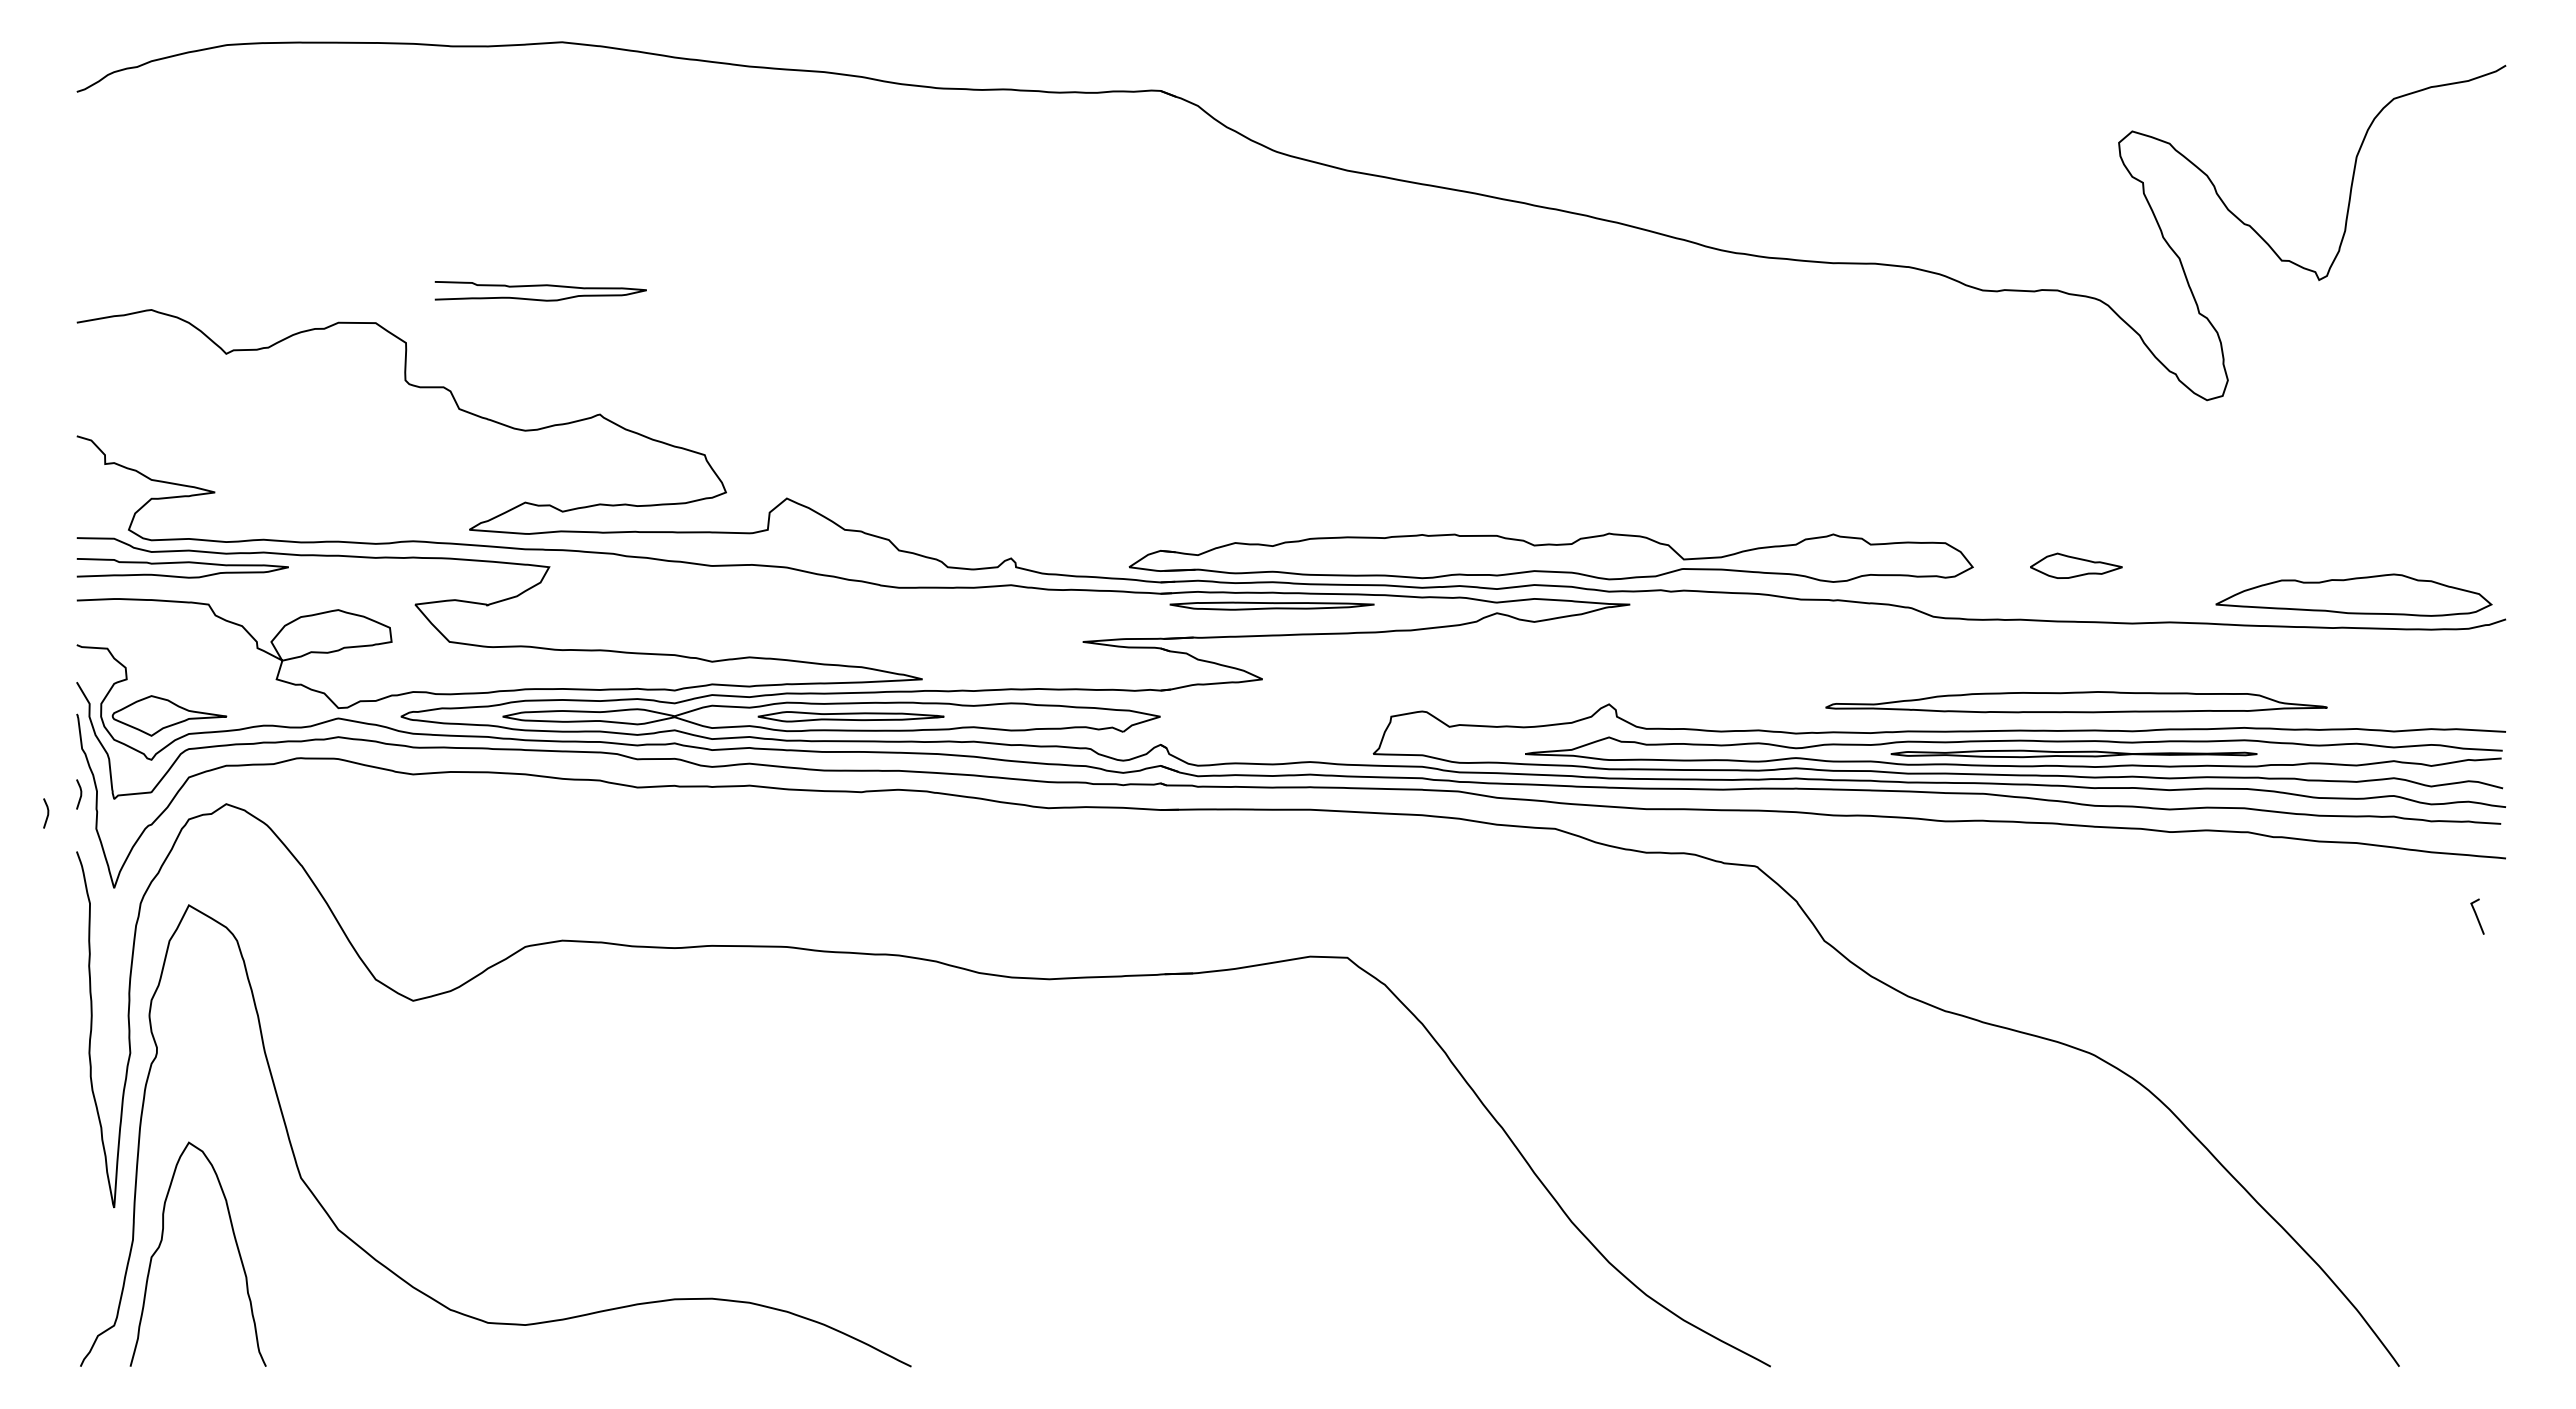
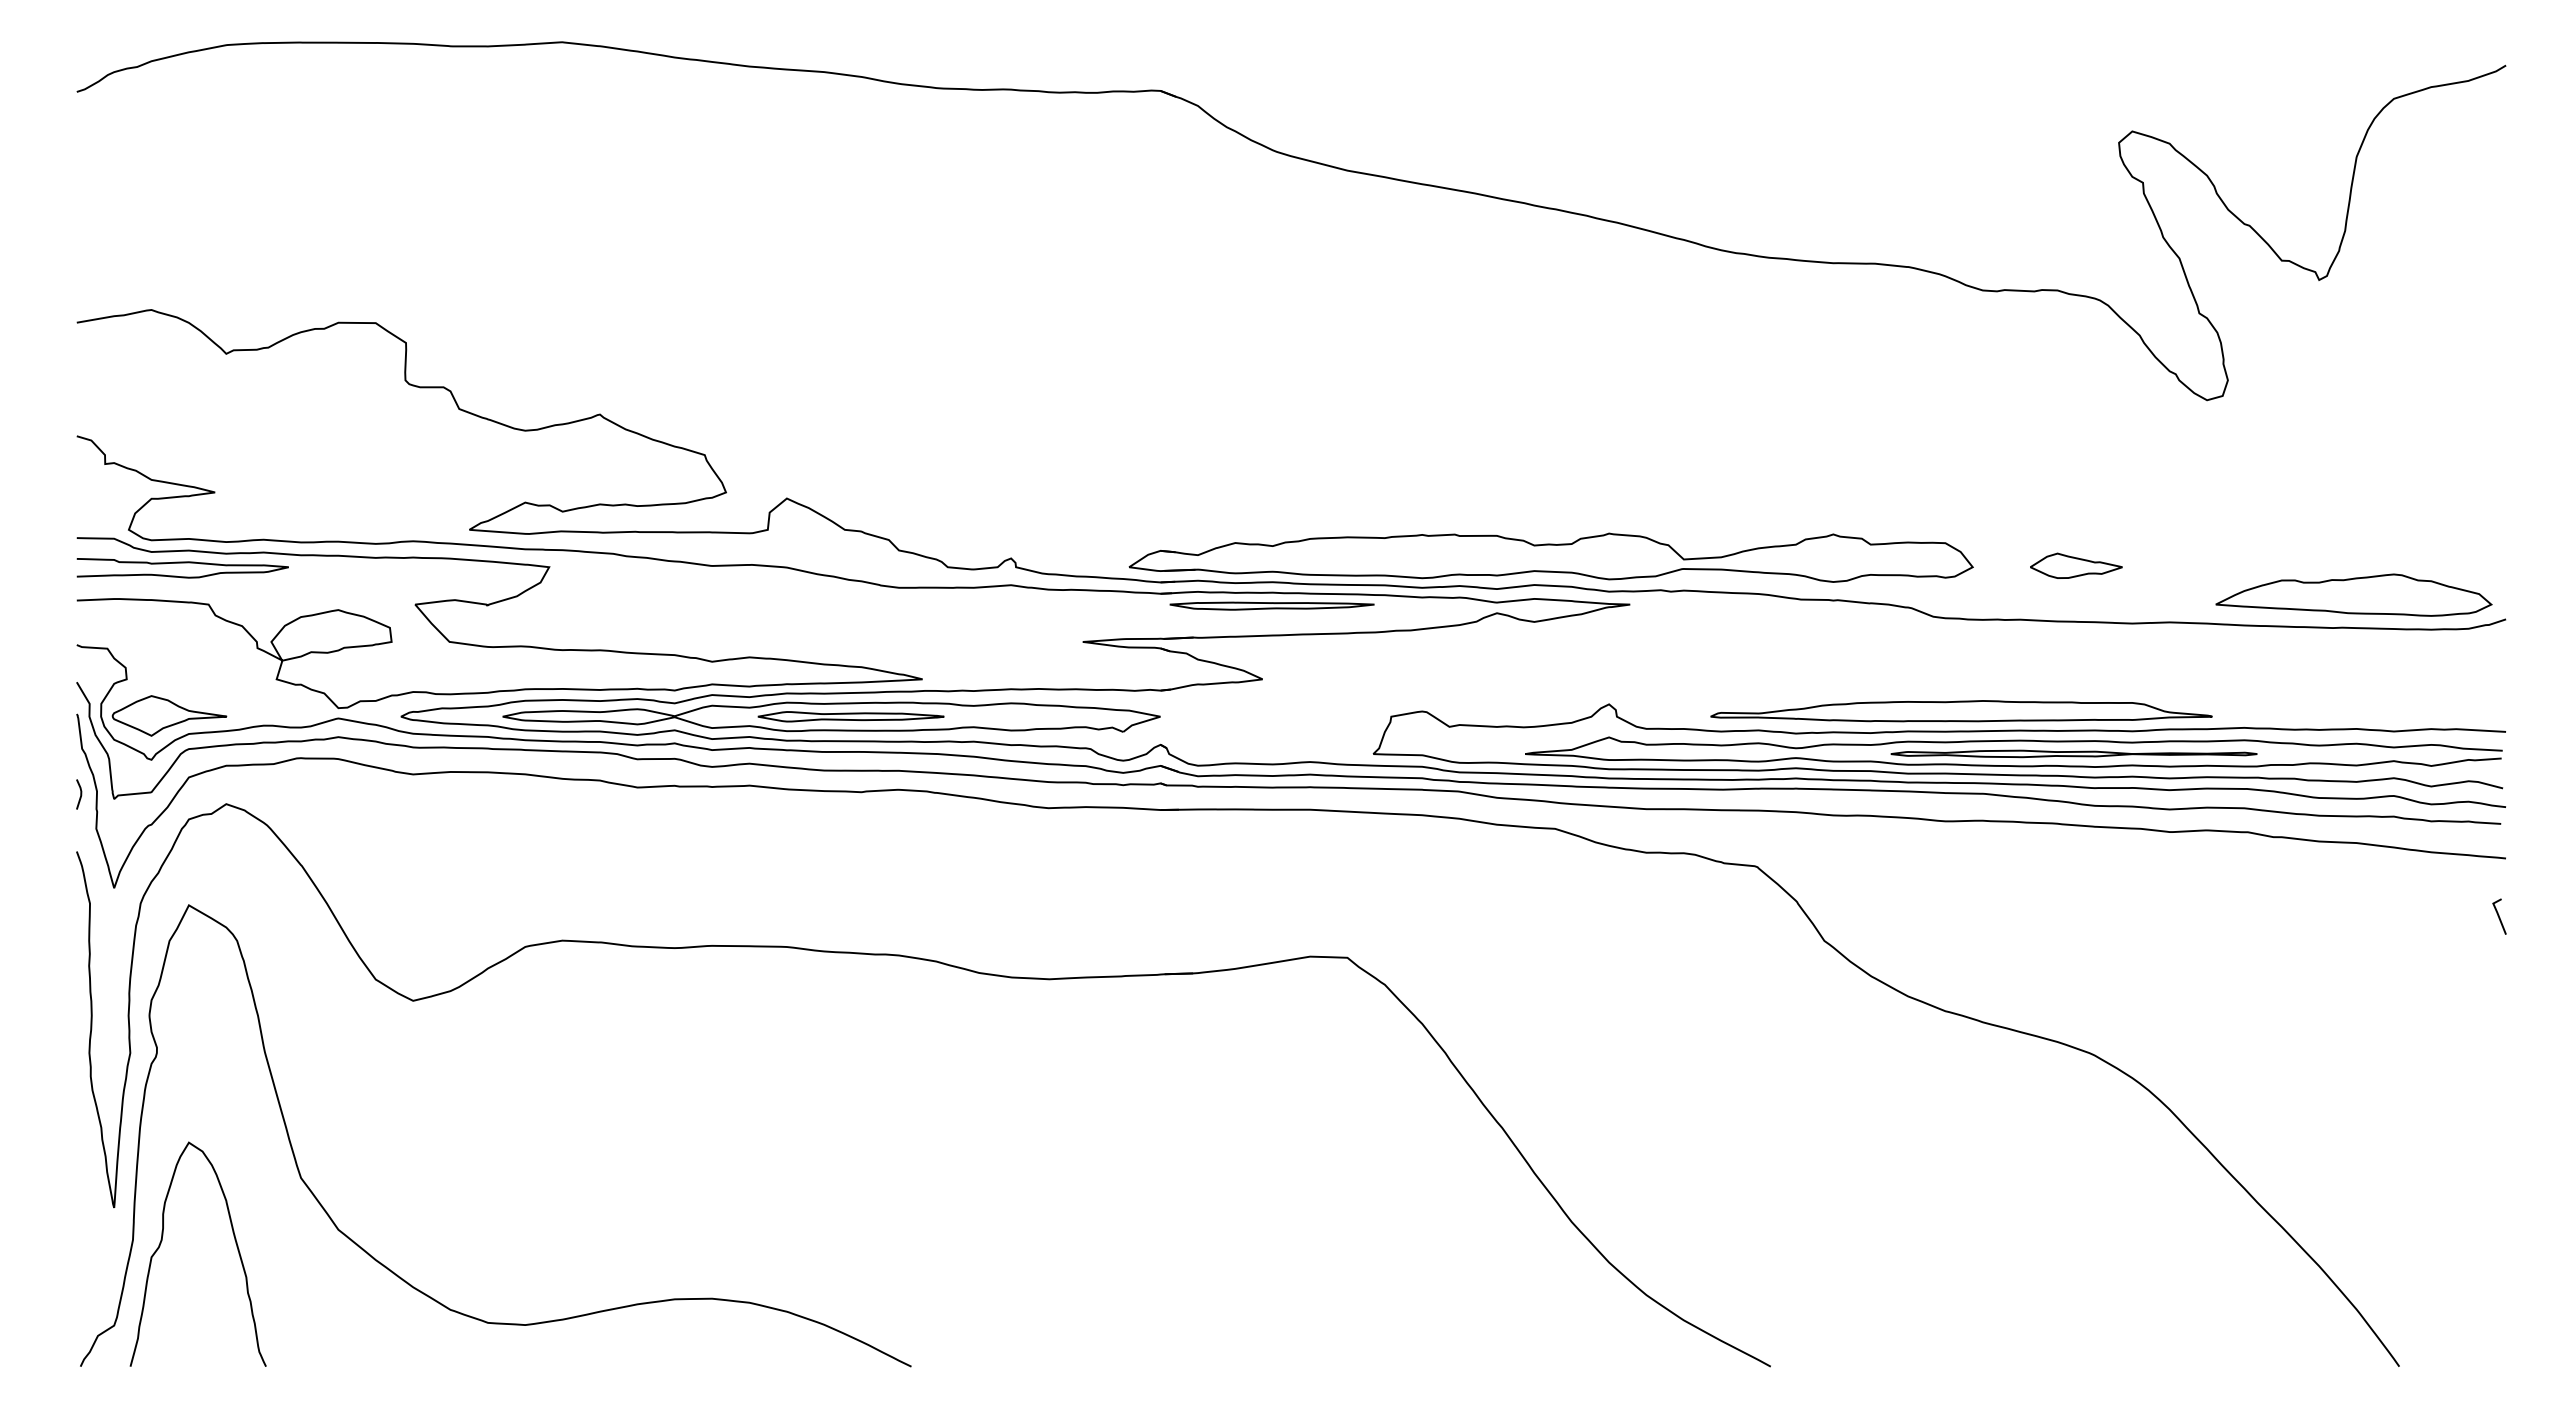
curve: present -> none (540, 286)
part position: (2076, 702) -> (1961, 711) (1961, 711)
line: present -> none (47, 813)
line position: (2477, 916) -> (2499, 916) (2499, 916)
